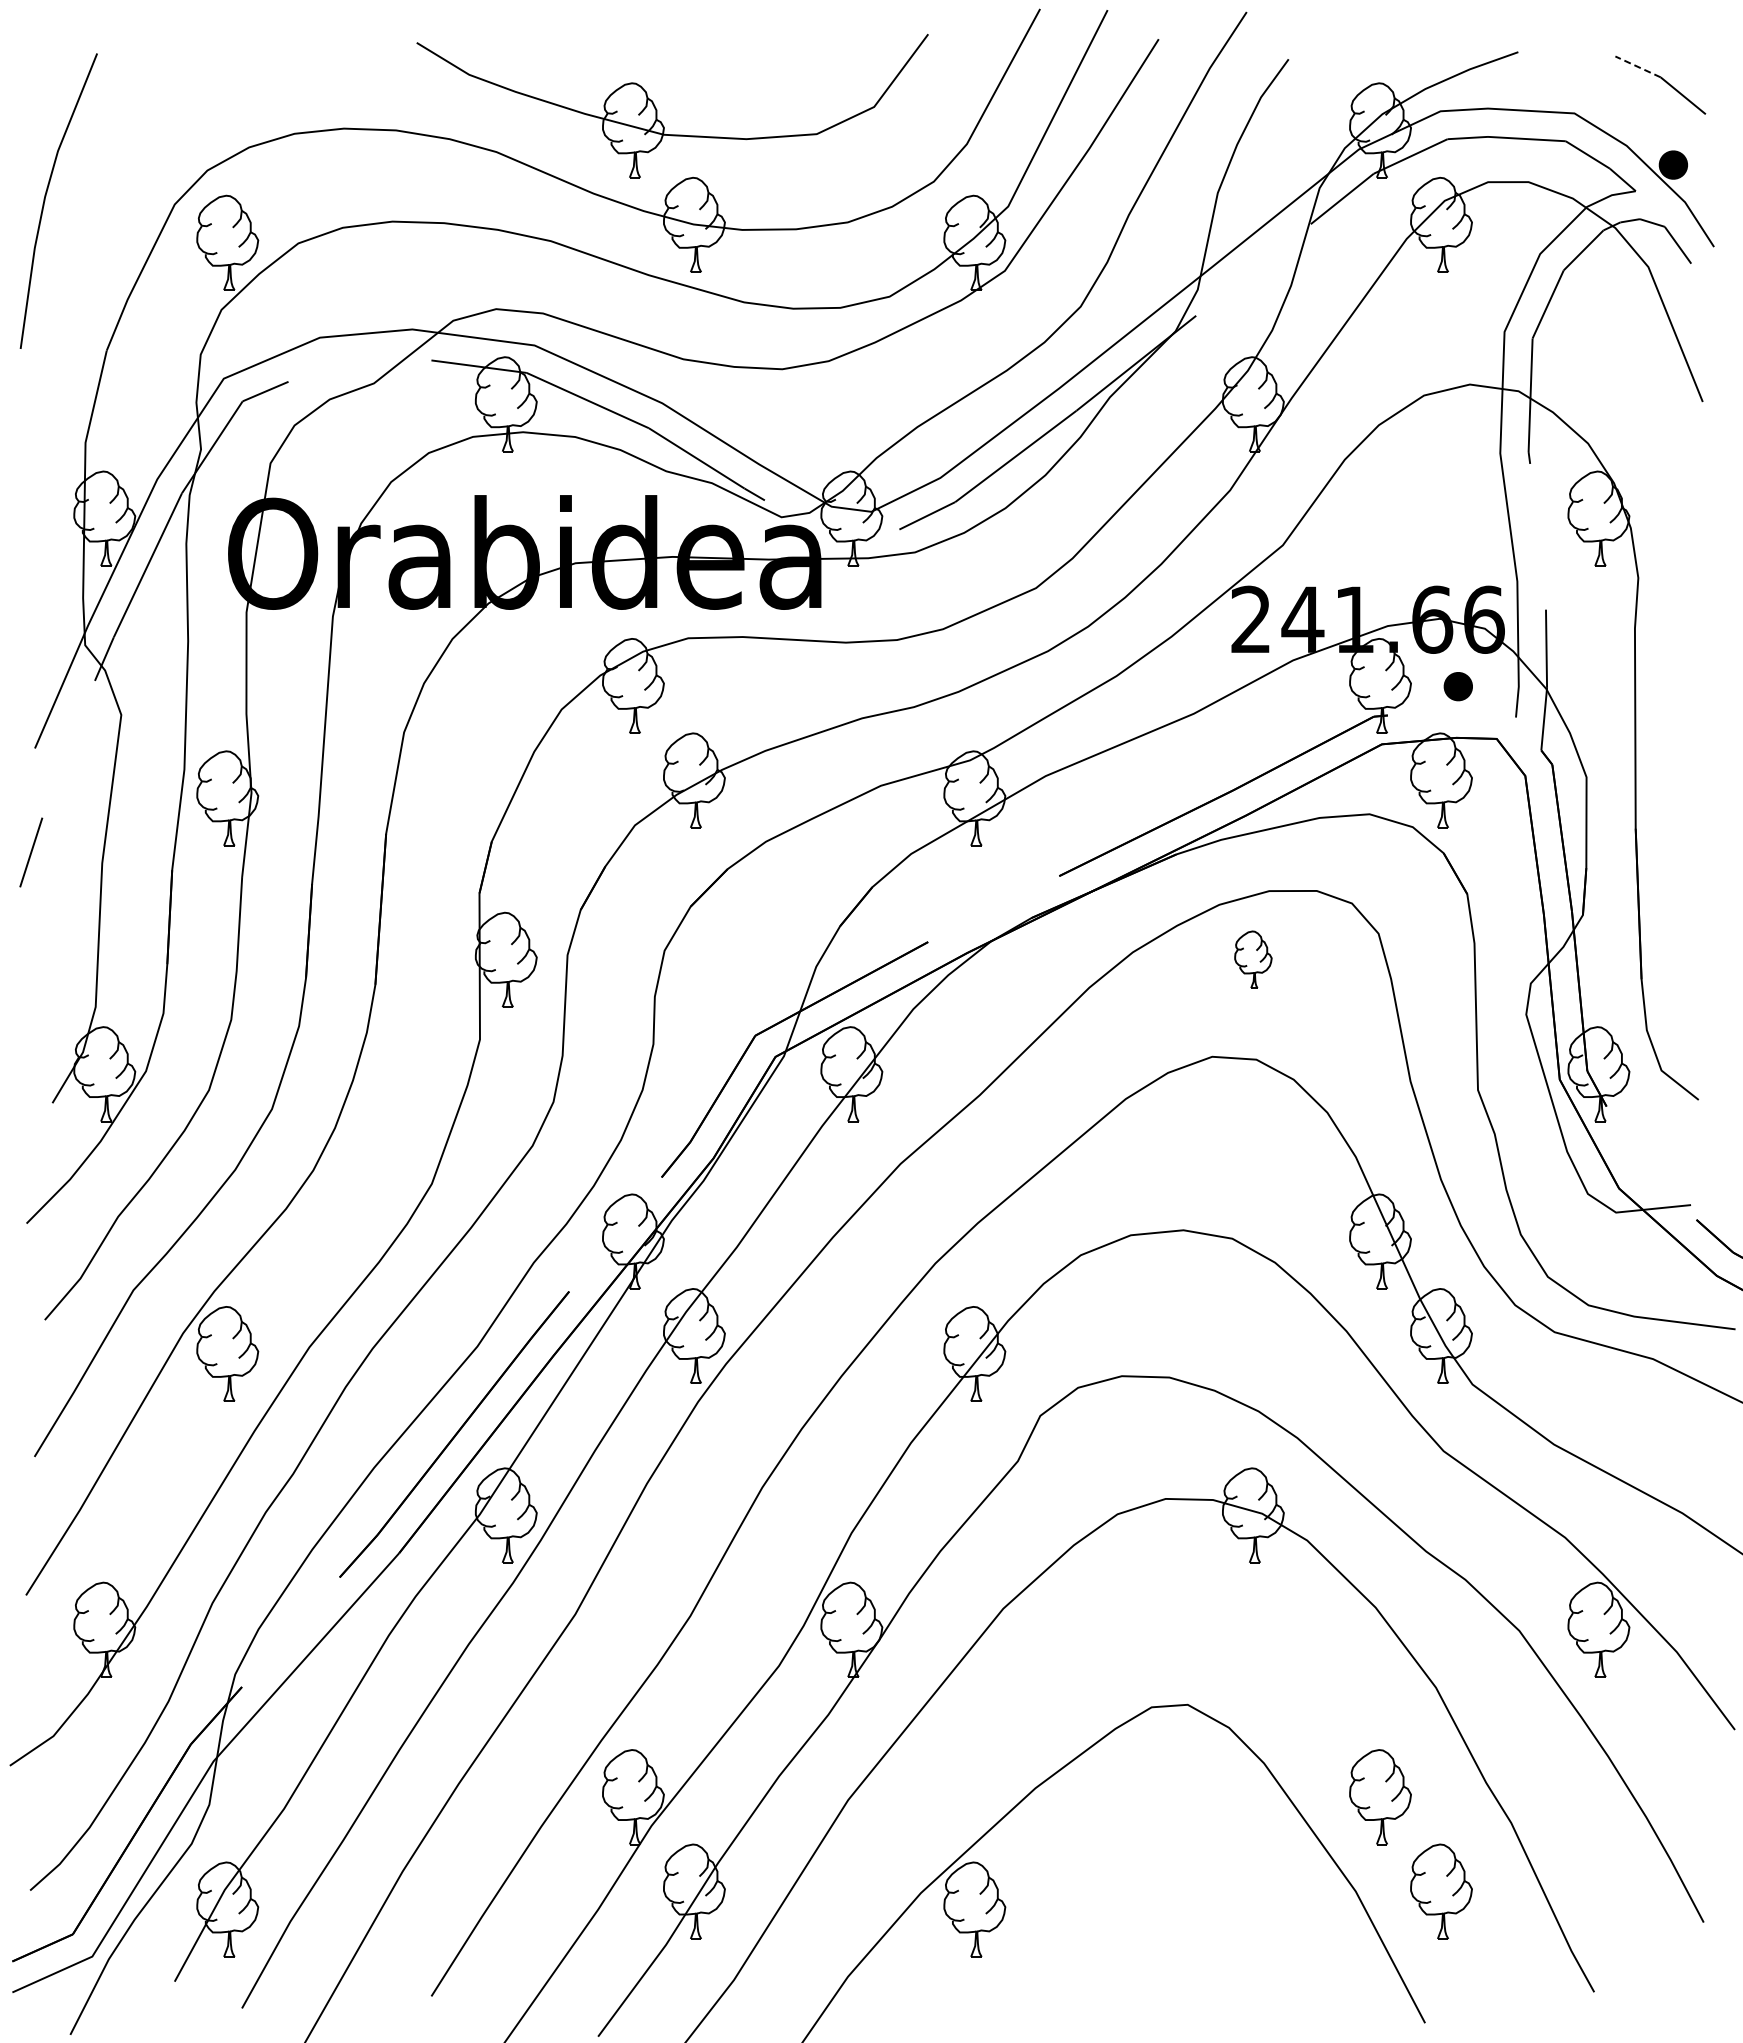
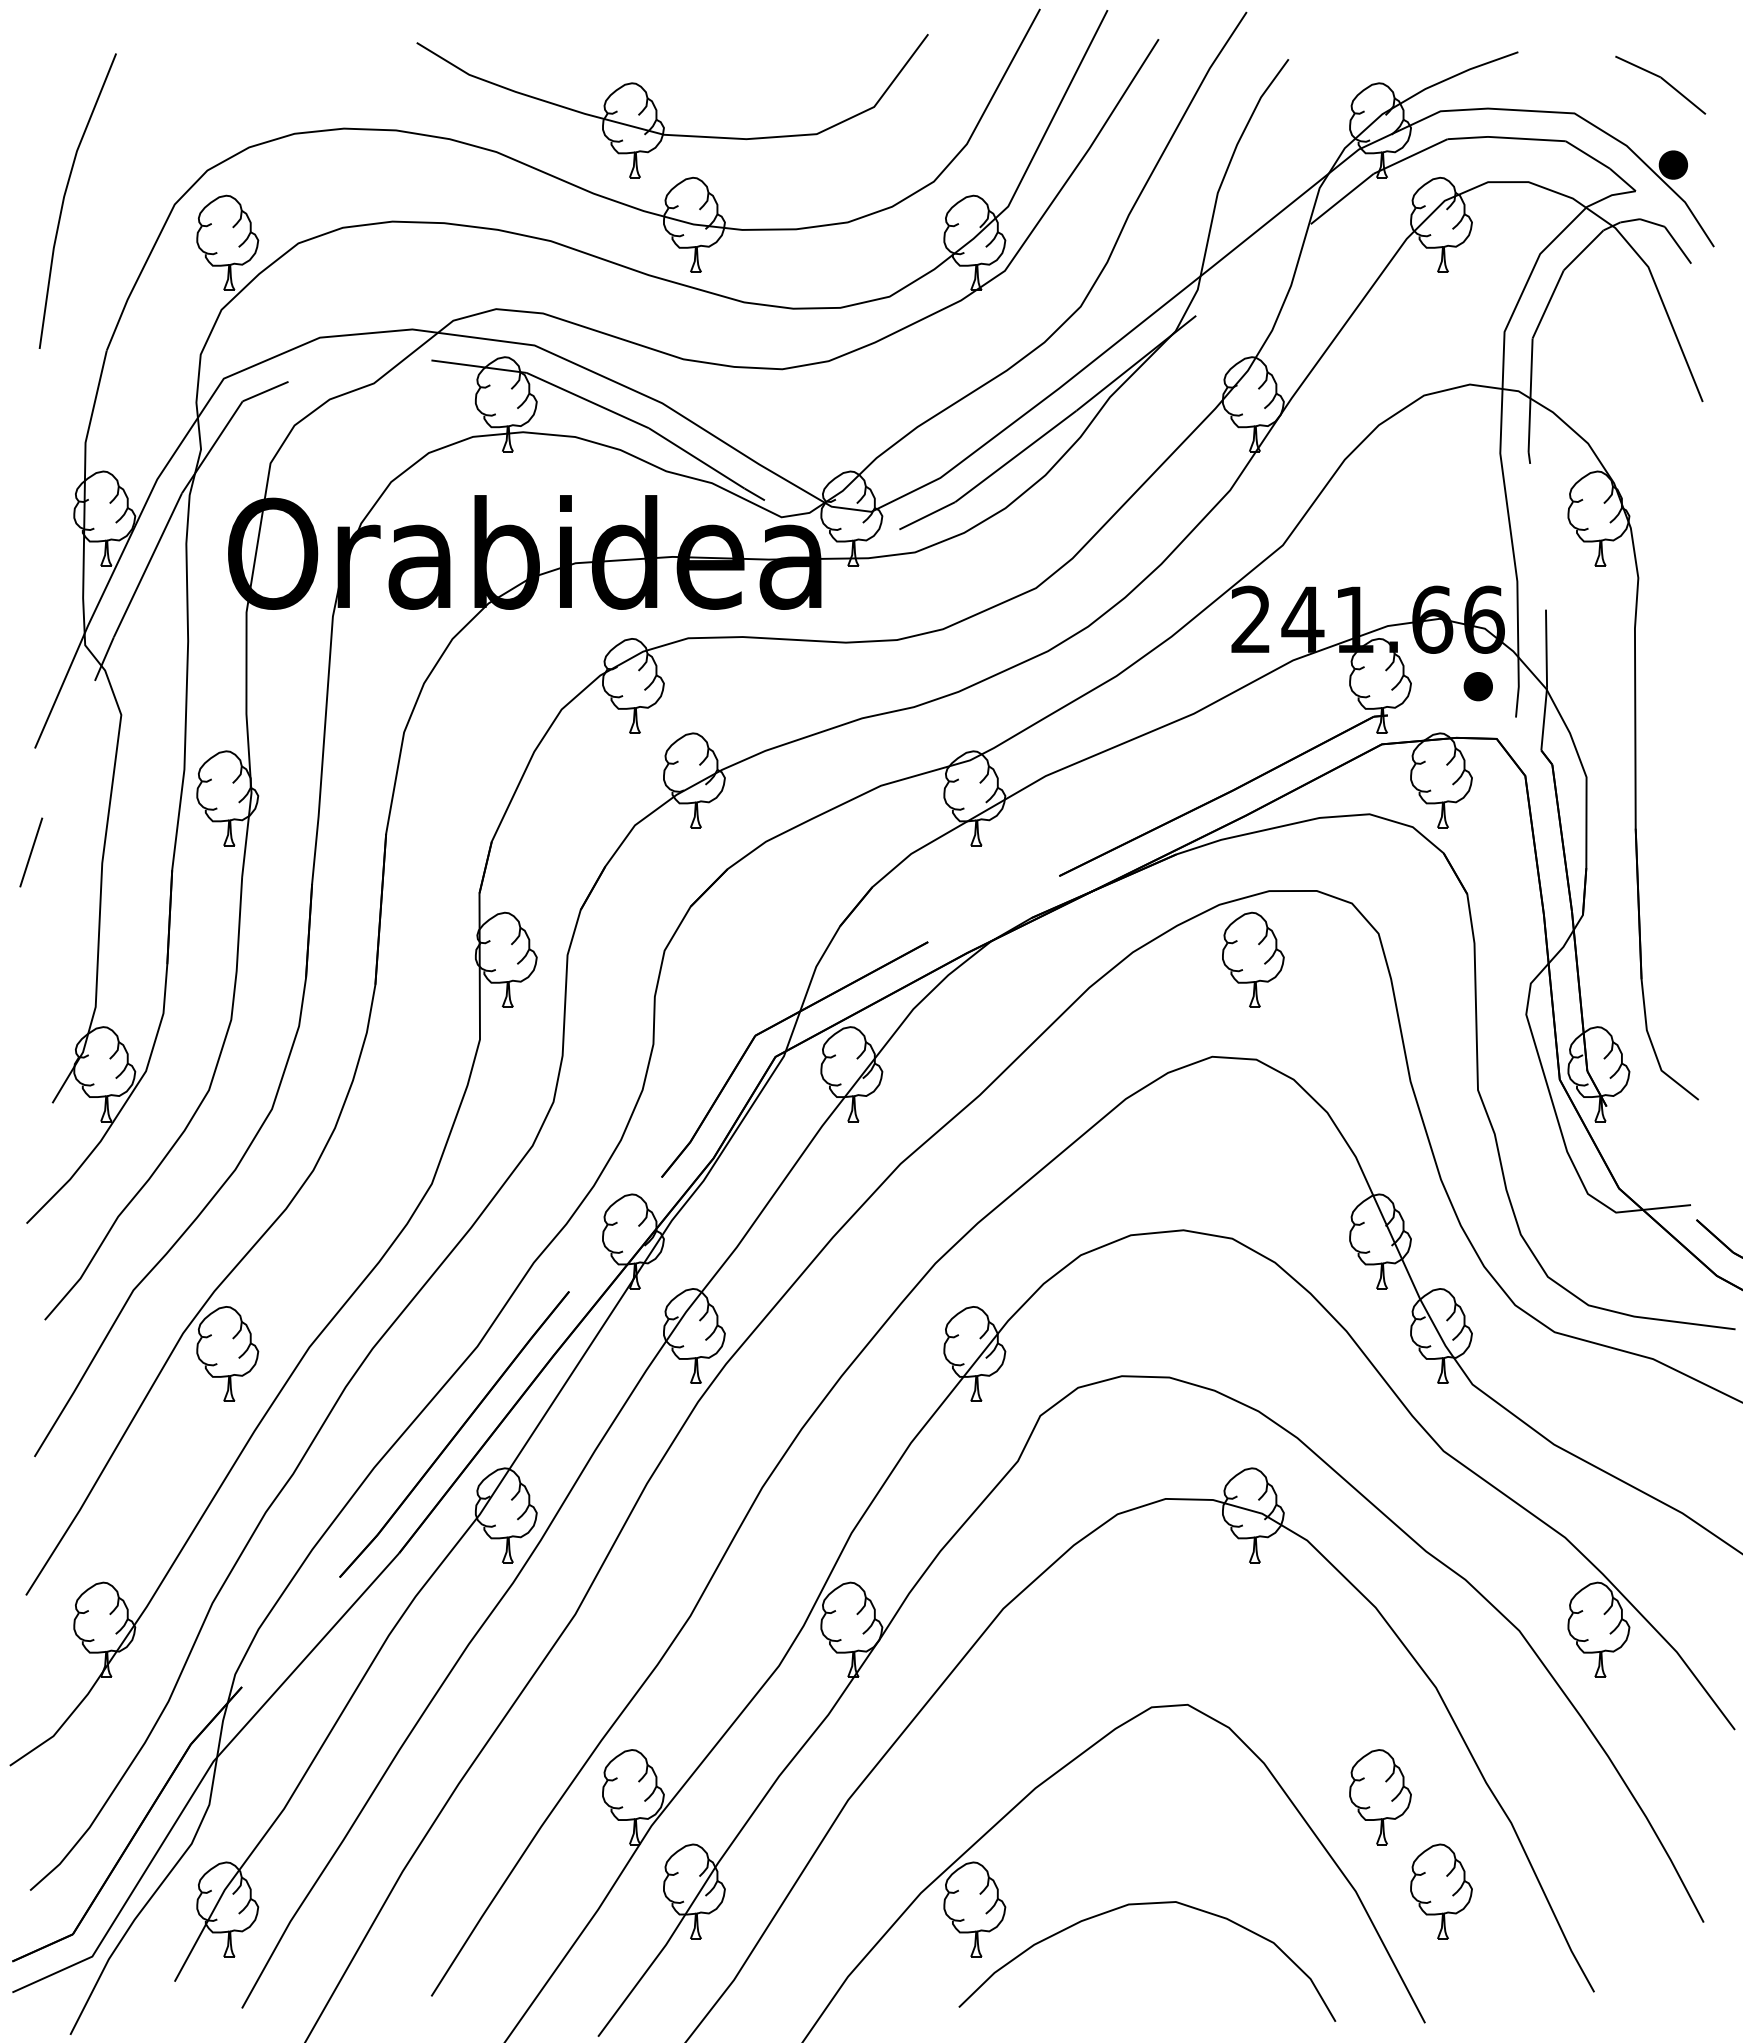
line: dashed -> solid (1638, 66)
line position: (46, 196) -> (65, 196) (65, 196)
part position: (1457, 686) -> (1477, 686) (1477, 686)
part size: 39x59 px -> 63x97 px (1253, 959)
curve: none -> present (1147, 1904)
